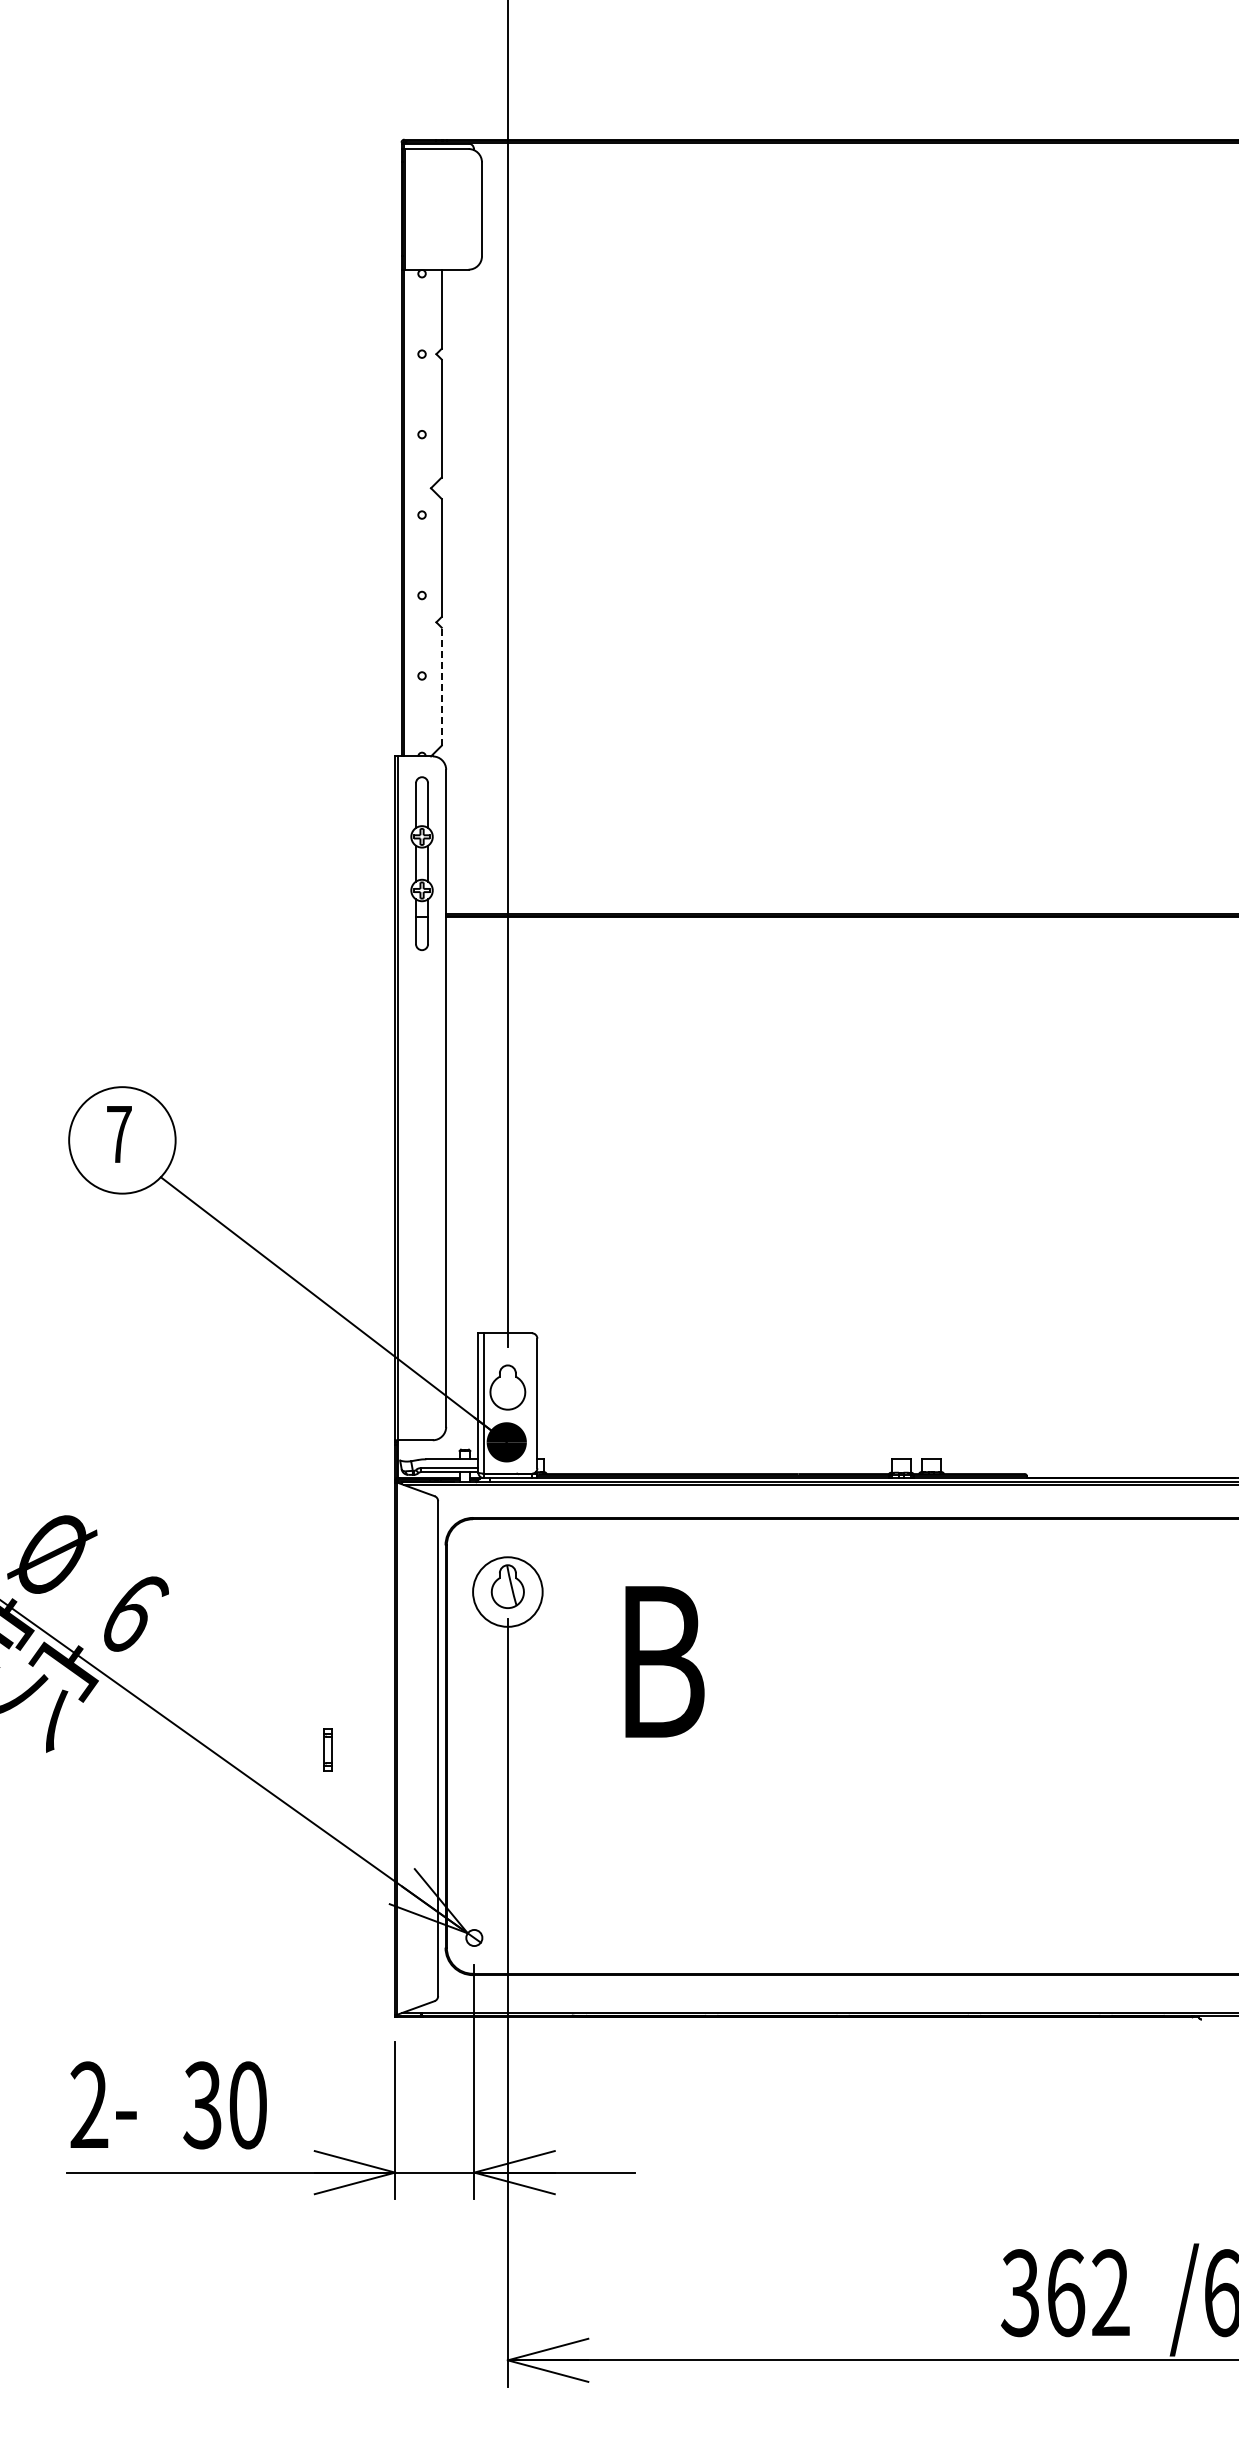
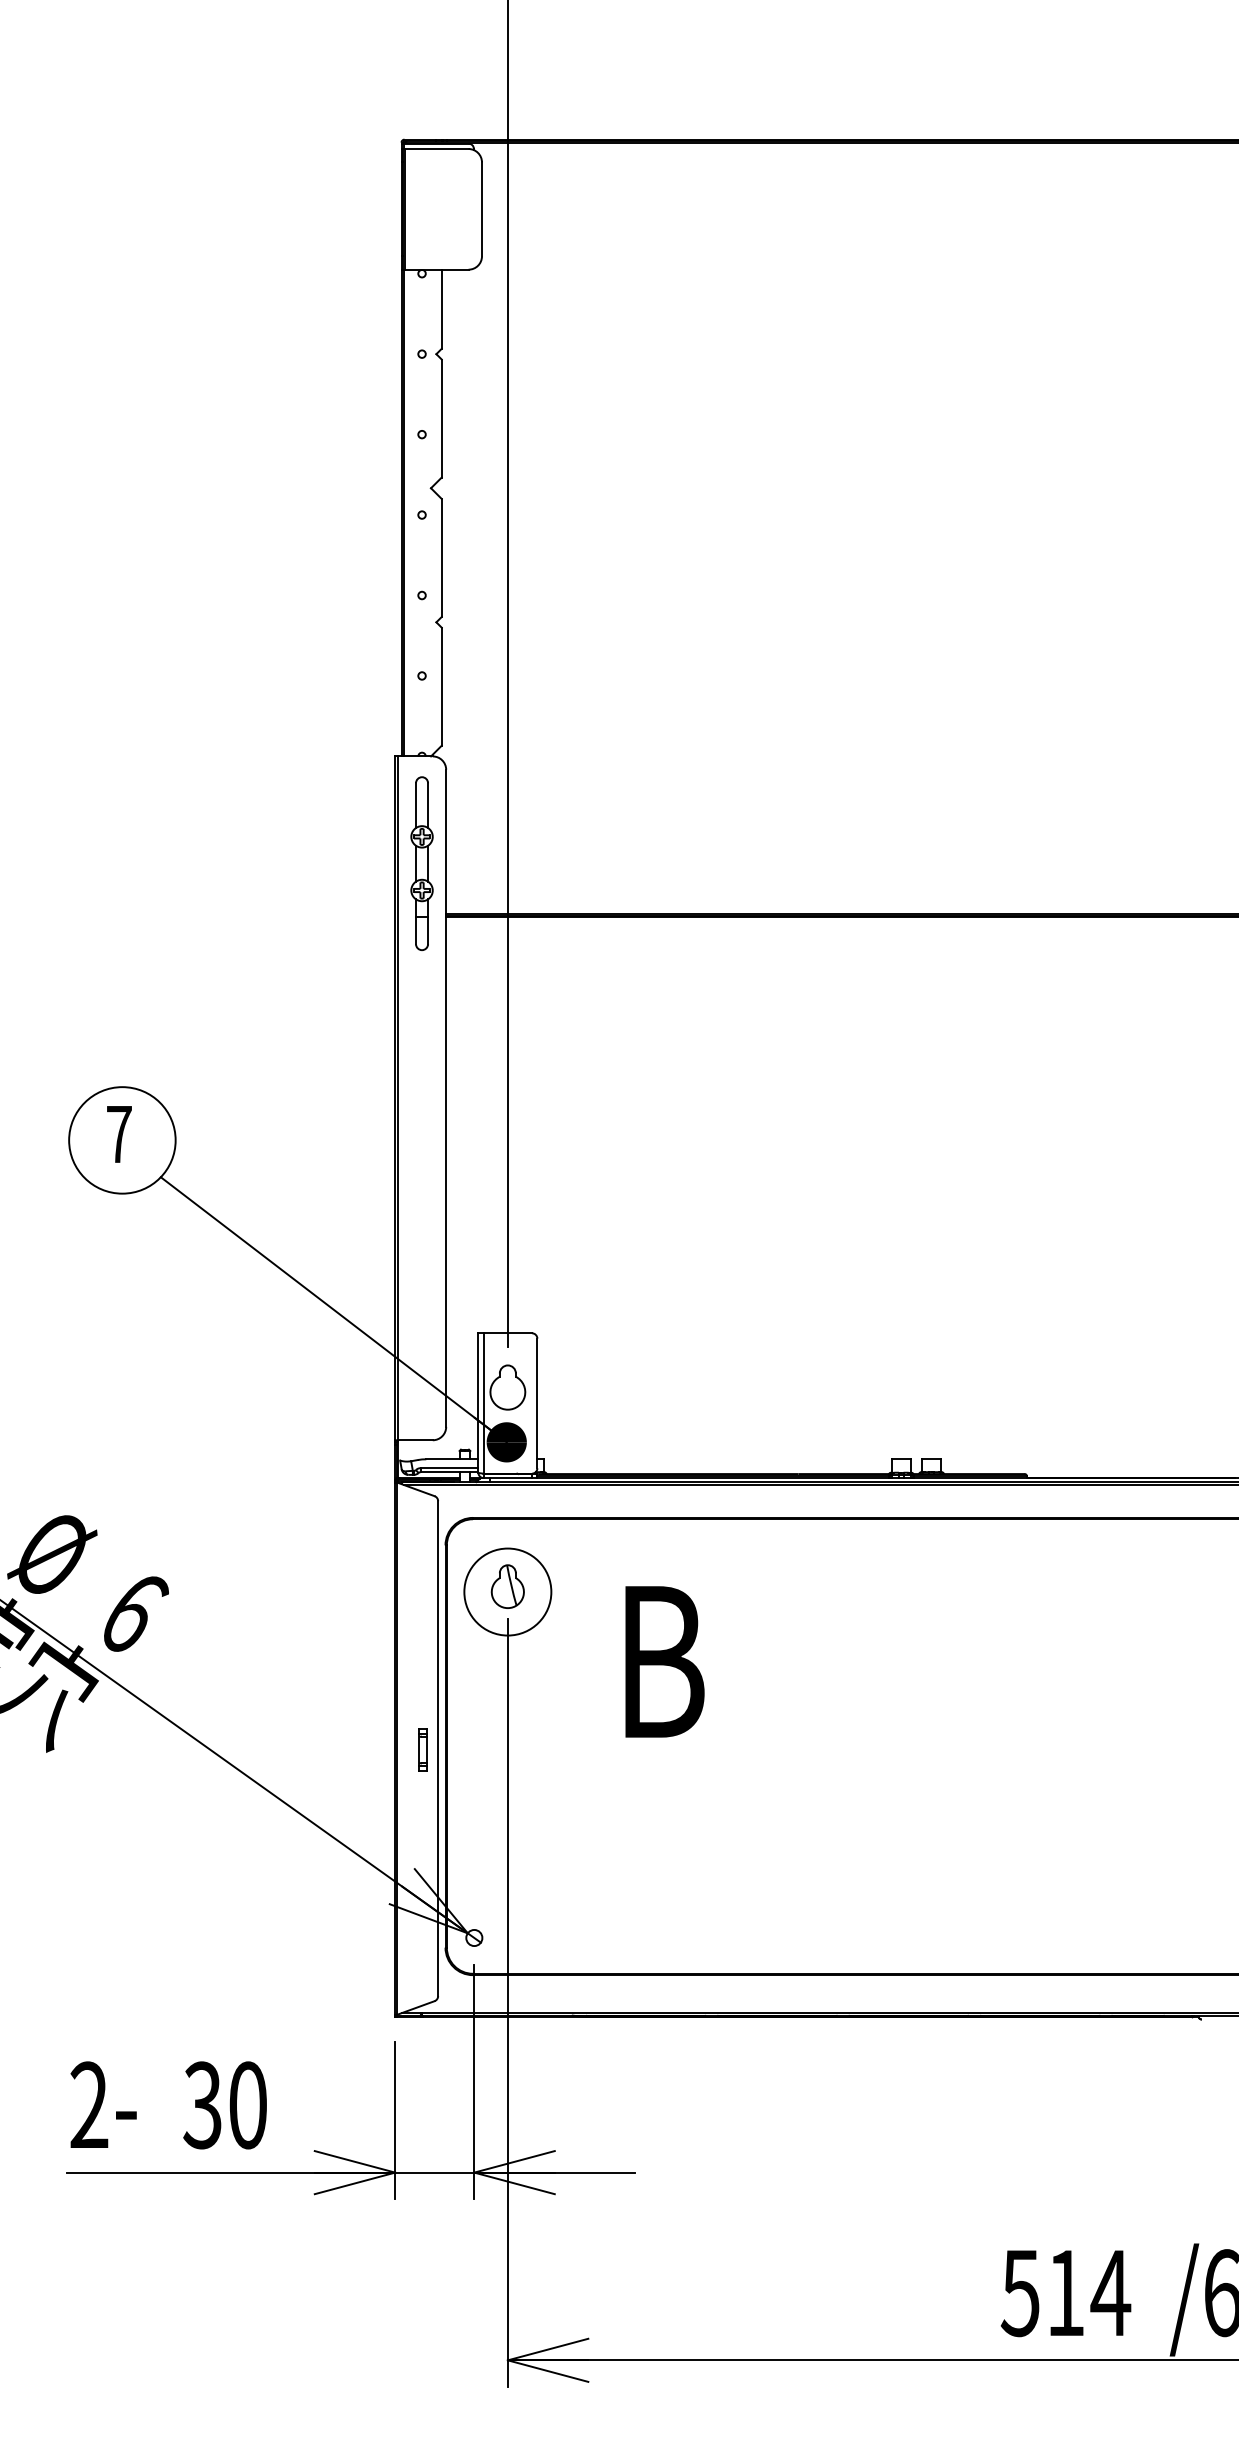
line: dashed -> solid (441, 686)
circle diameter: 70 px -> 87 px (507, 1591)
part position: (327, 1749) -> (422, 1749) (422, 1749)
text: 362 -> 514 (1066, 2293)
